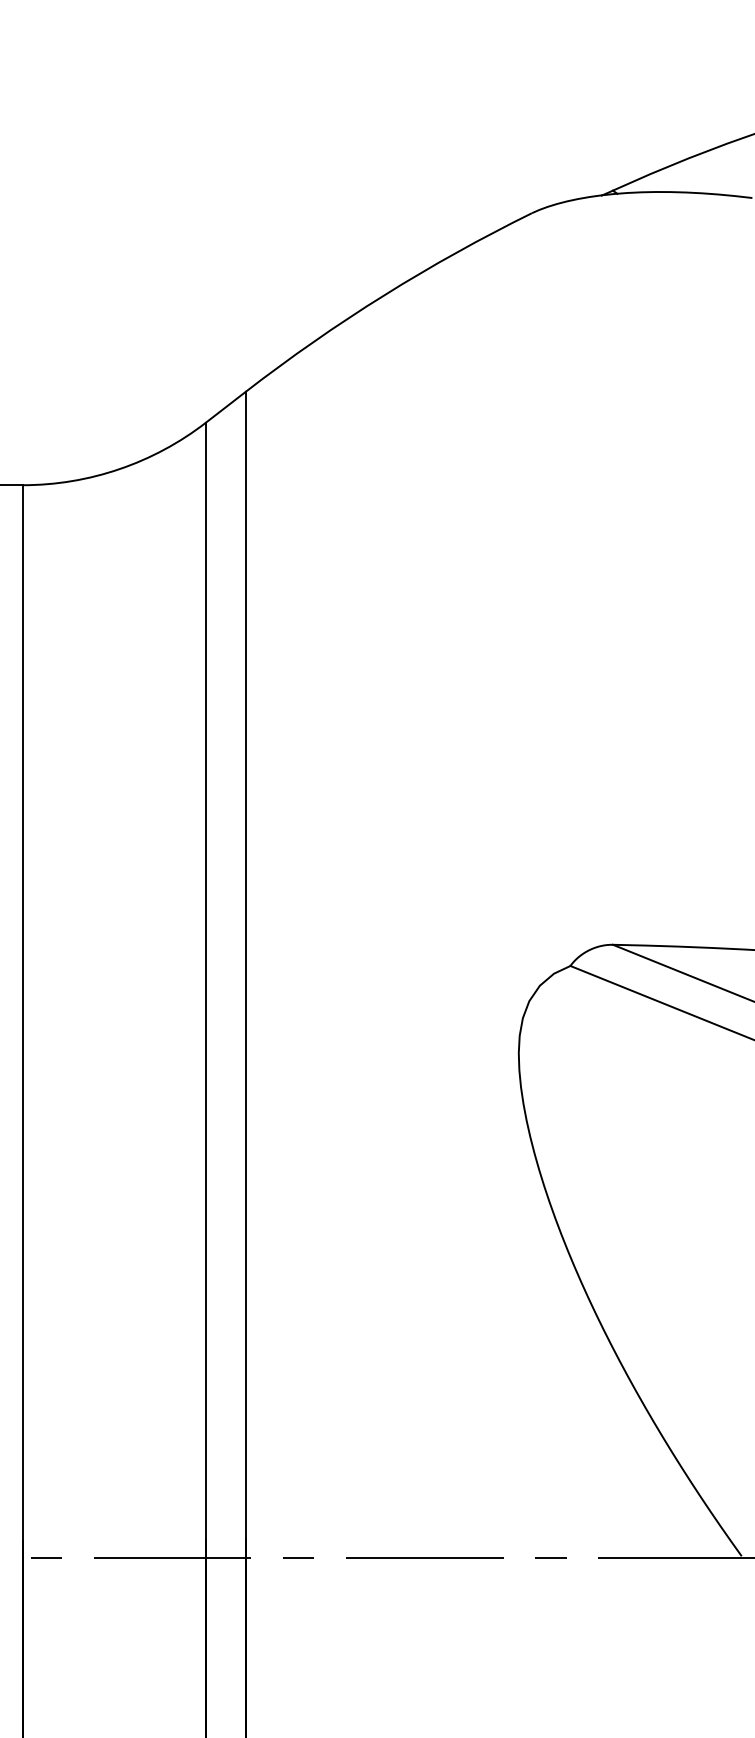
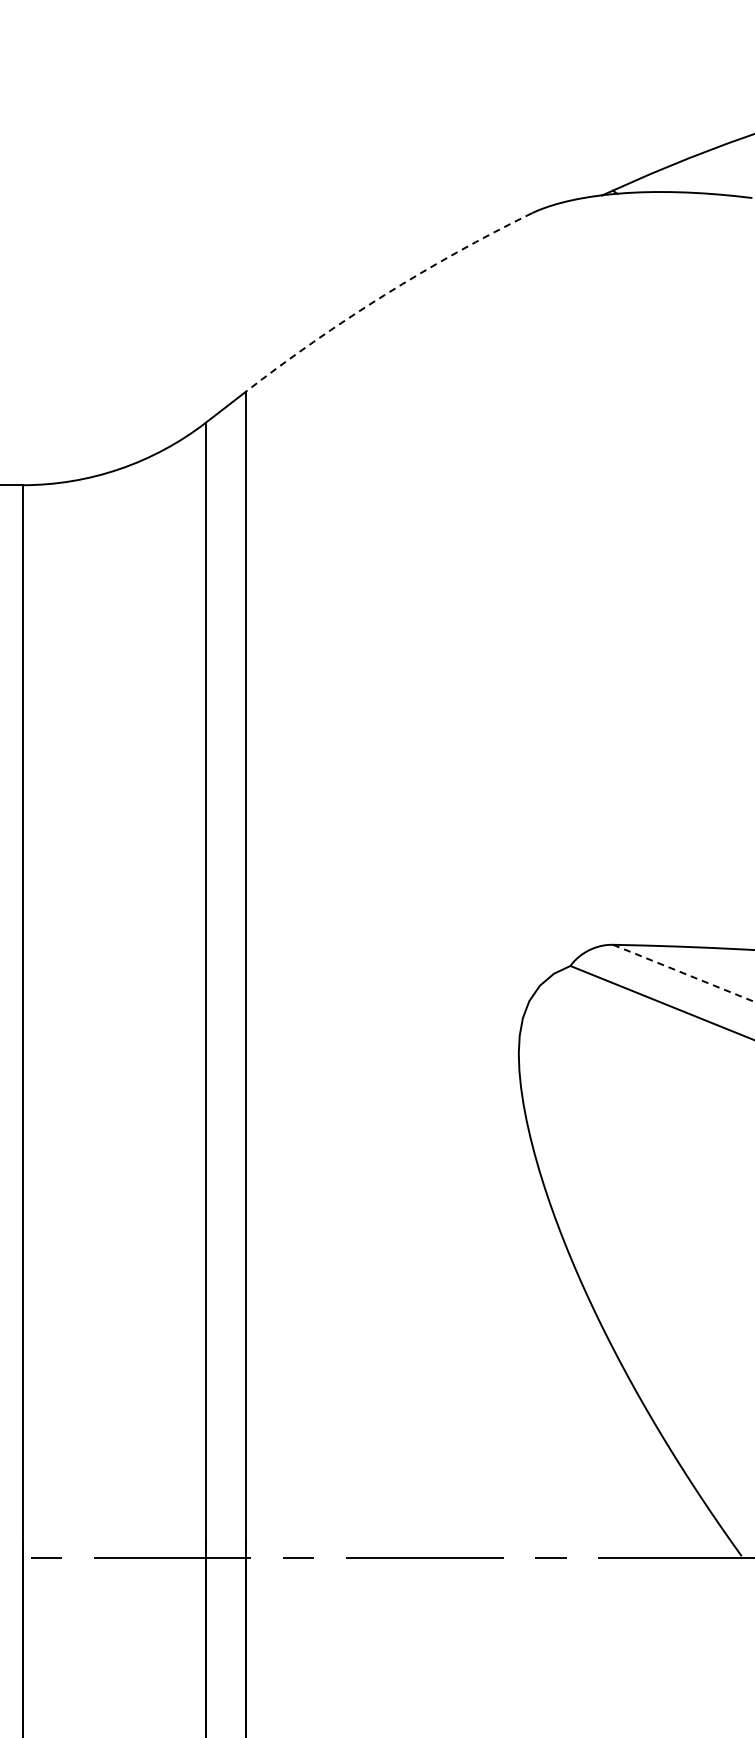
arc: solid -> dashed (384, 295)
line: solid -> dashed (684, 973)
